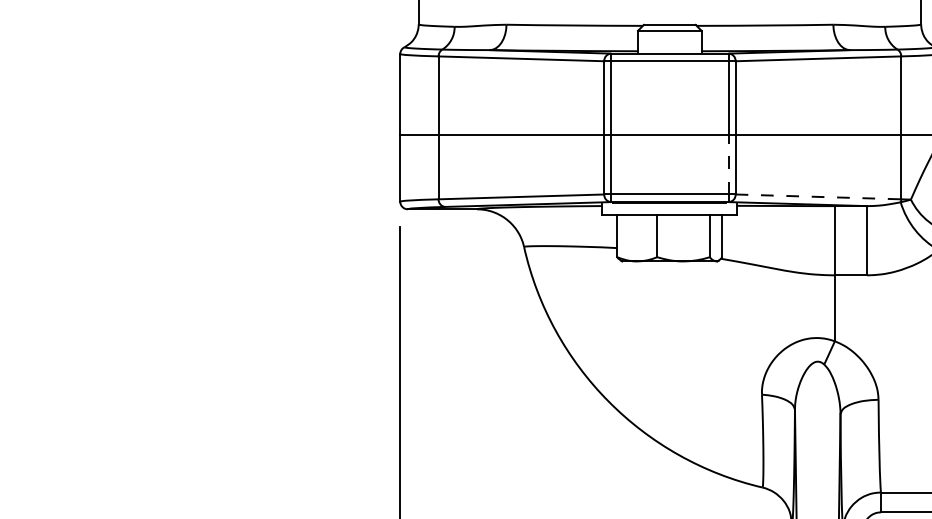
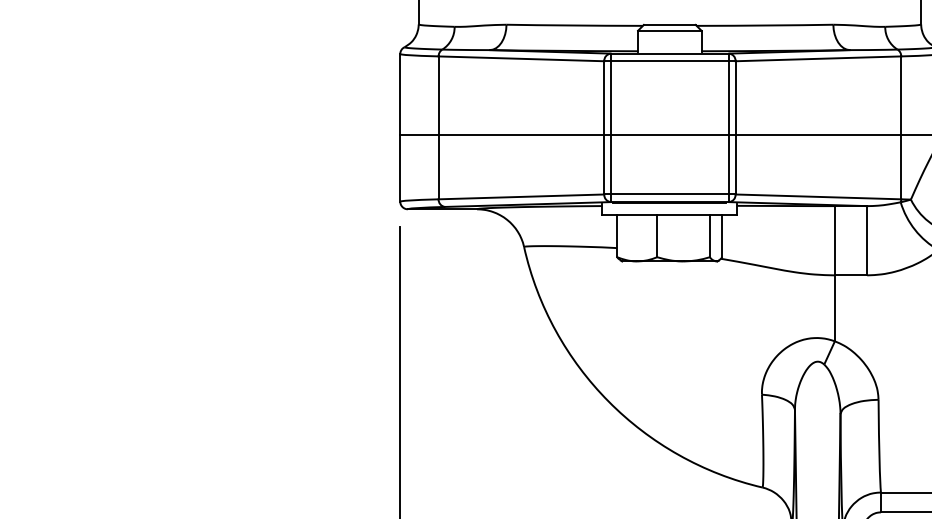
line: dashed -> solid (729, 164)
line: dashed -> solid (818, 196)
